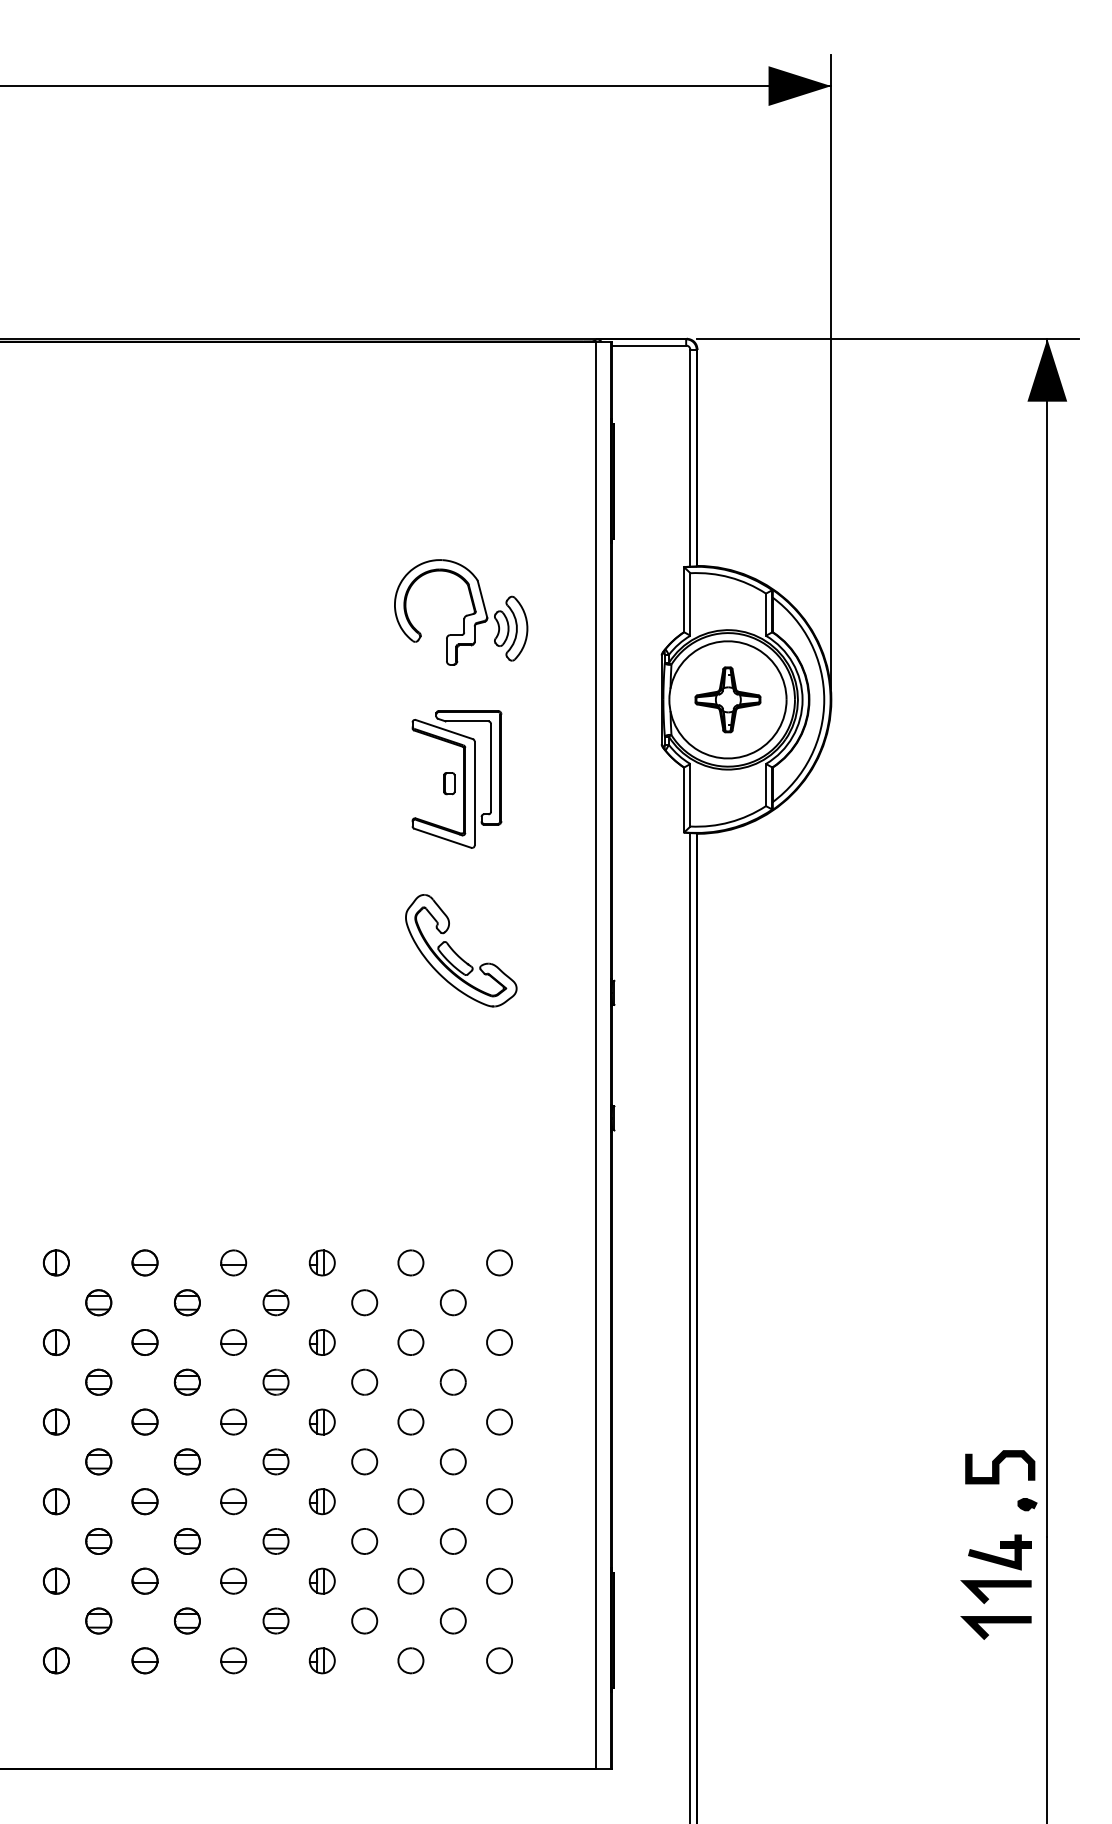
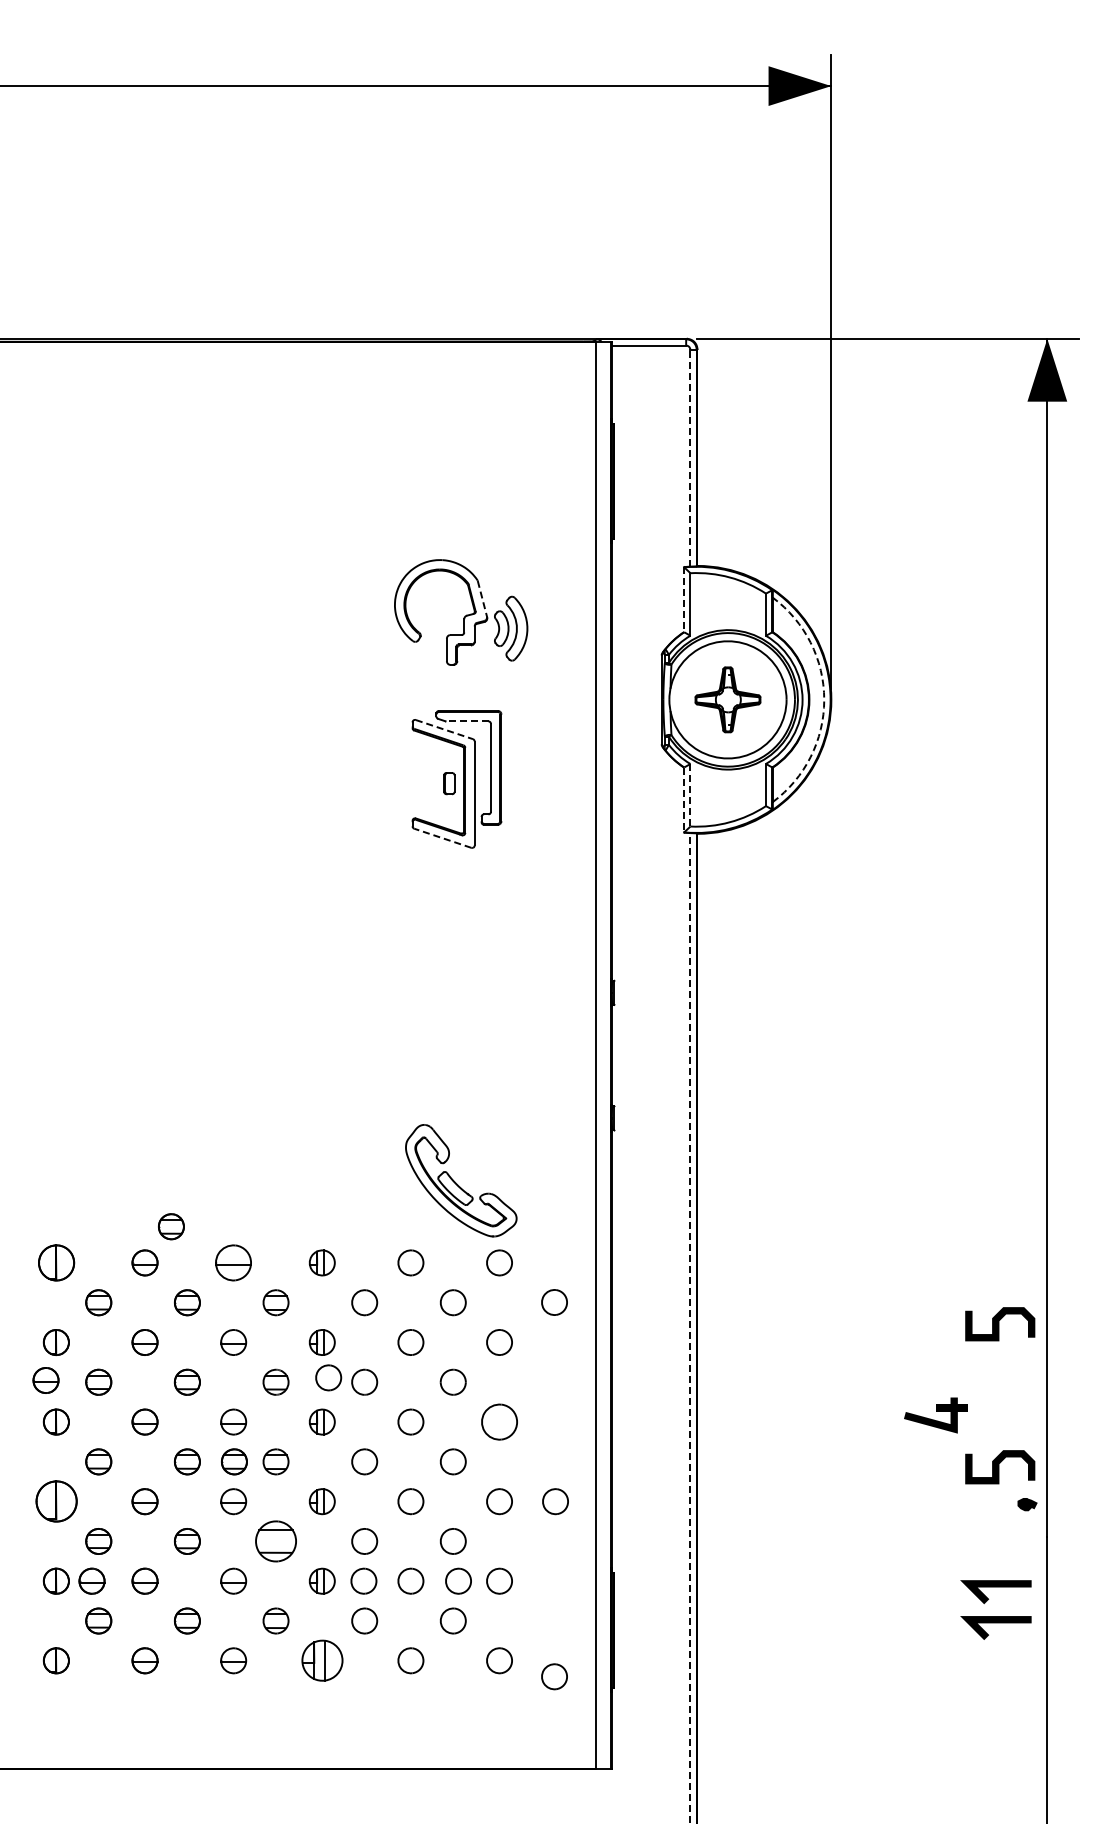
line: solid -> dashed (690, 457)
line: solid -> dashed (482, 599)
line: solid -> dashed (684, 600)
arc: solid -> dashed (824, 699)
line: solid -> dashed (466, 721)
line: solid -> dashed (444, 729)
line: solid -> dashed (690, 795)
line: solid -> dashed (684, 800)
line: solid -> dashed (442, 838)
part position: (461, 950) -> (461, 1180) (461, 1180)
part: none -> present (171, 1226)
part size: 28x28 px -> 38x38 px (56, 1262)
part size: 28x28 px -> 37x38 px (233, 1262)
part: none -> present (554, 1302)
curve: none -> present (999, 1324)
line: solid -> dashed (690, 1328)
part: none -> present (328, 1377)
part: none -> present (45, 1380)
part size: 27x28 px -> 37x38 px (499, 1421)
part: none -> present (234, 1461)
part size: 28x28 px -> 43x43 px (56, 1501)
part: none -> present (555, 1501)
part size: 28x27 px -> 42x43 px (275, 1541)
part position: (999, 1552) -> (935, 1415) (935, 1415)
part: none -> present (91, 1580)
part: none -> present (363, 1580)
part: none -> present (458, 1580)
part size: 28x28 px -> 43x43 px (322, 1660)
part: none -> present (554, 1676)
